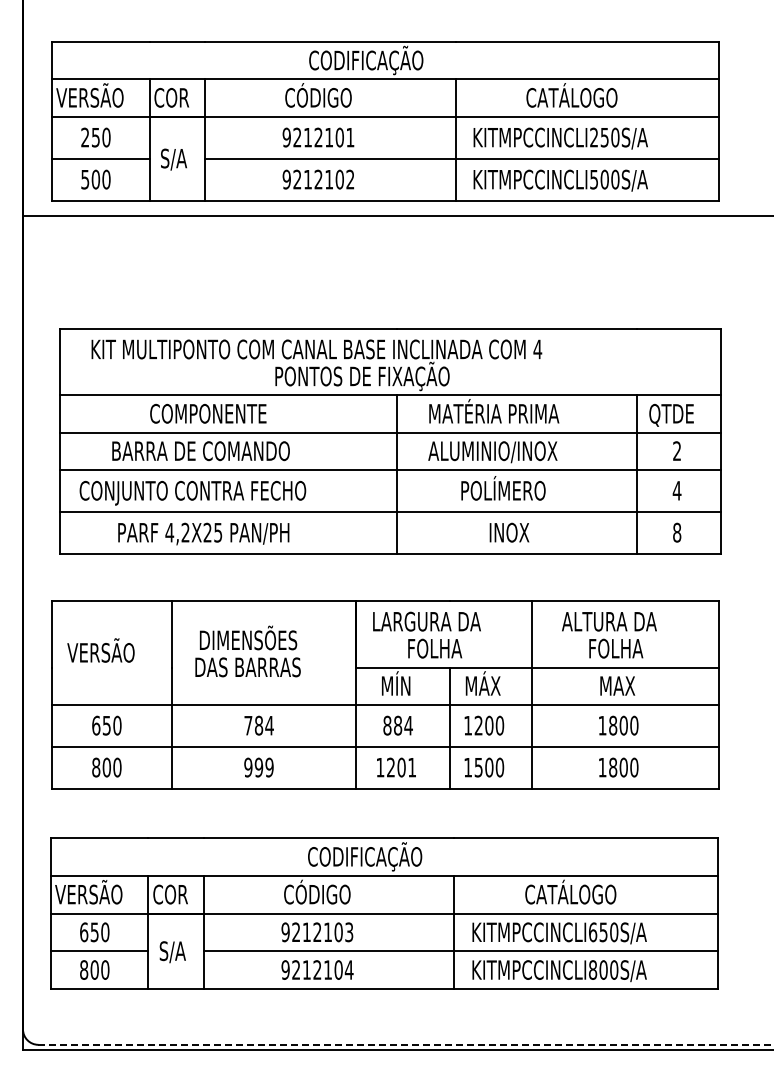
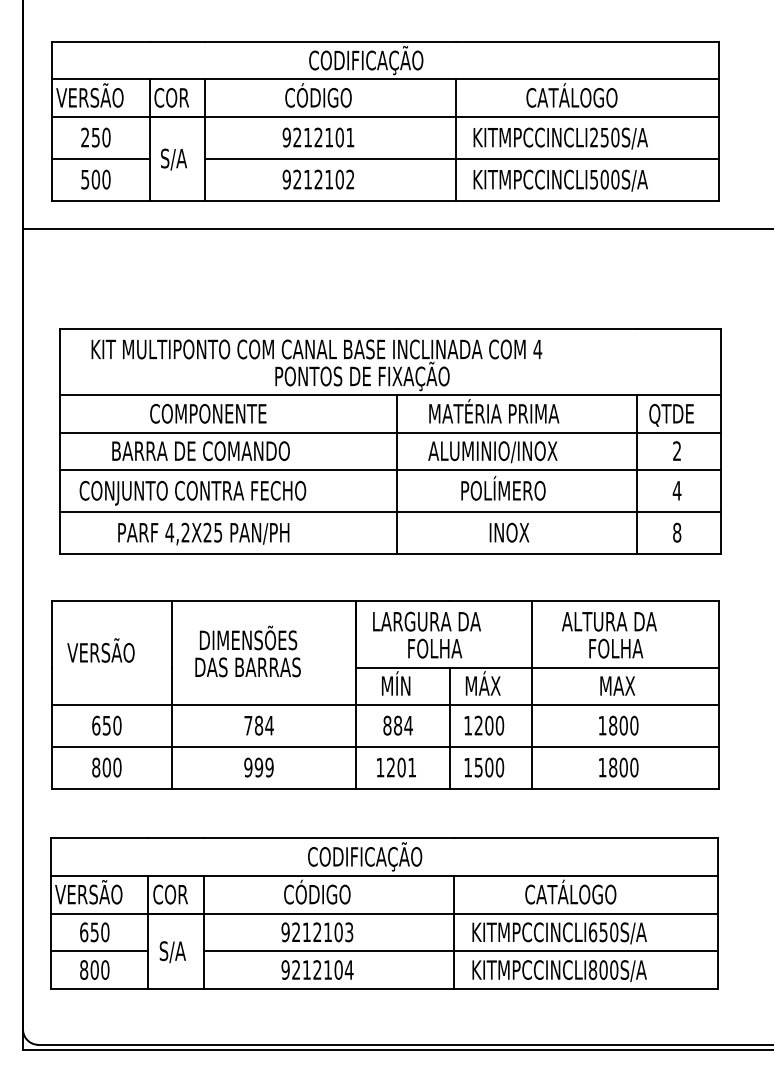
line position: (396, 215) -> (396, 228) (396, 228)
line: dashed -> solid (406, 1044)
